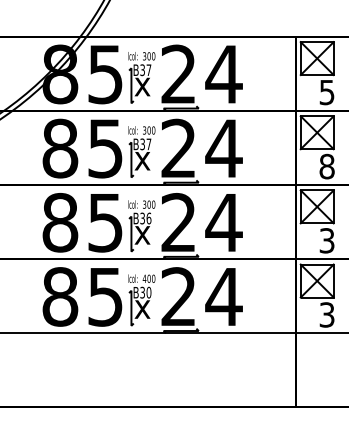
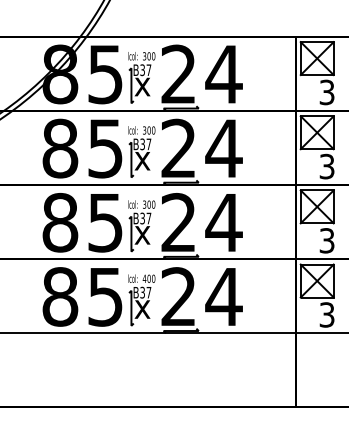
text: 5 -> 3 (327, 91)
text: 8 -> 3 (326, 166)
text: B36 -> B37 (148, 218)
text: B30 -> B37 (148, 292)
